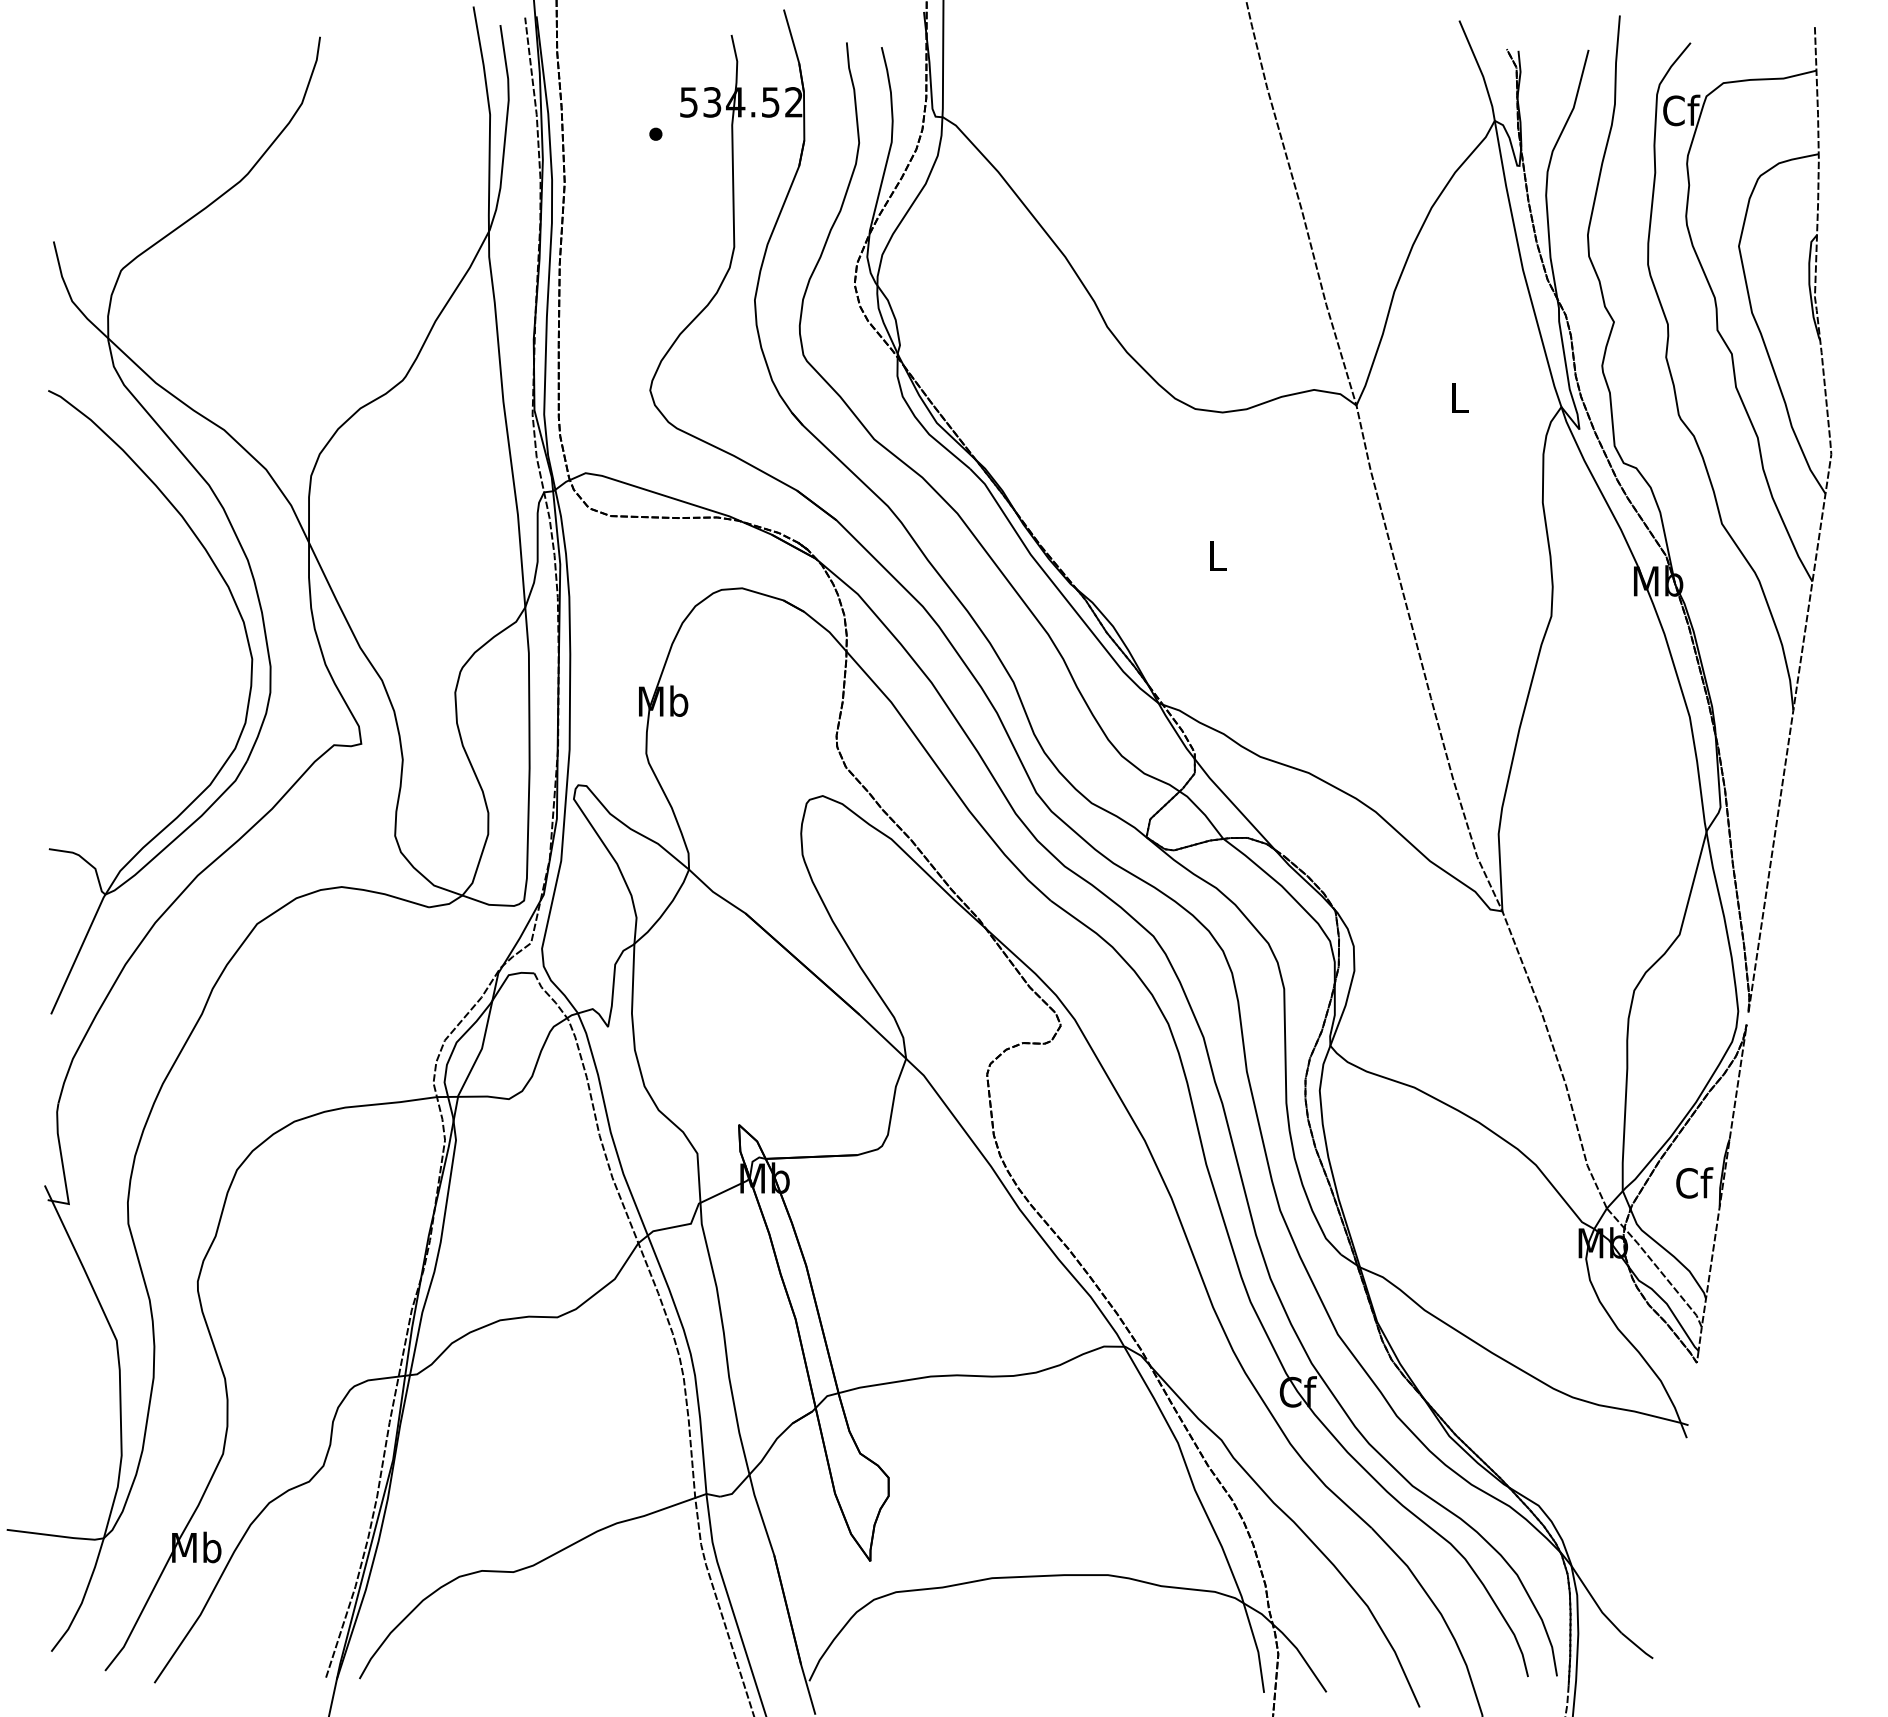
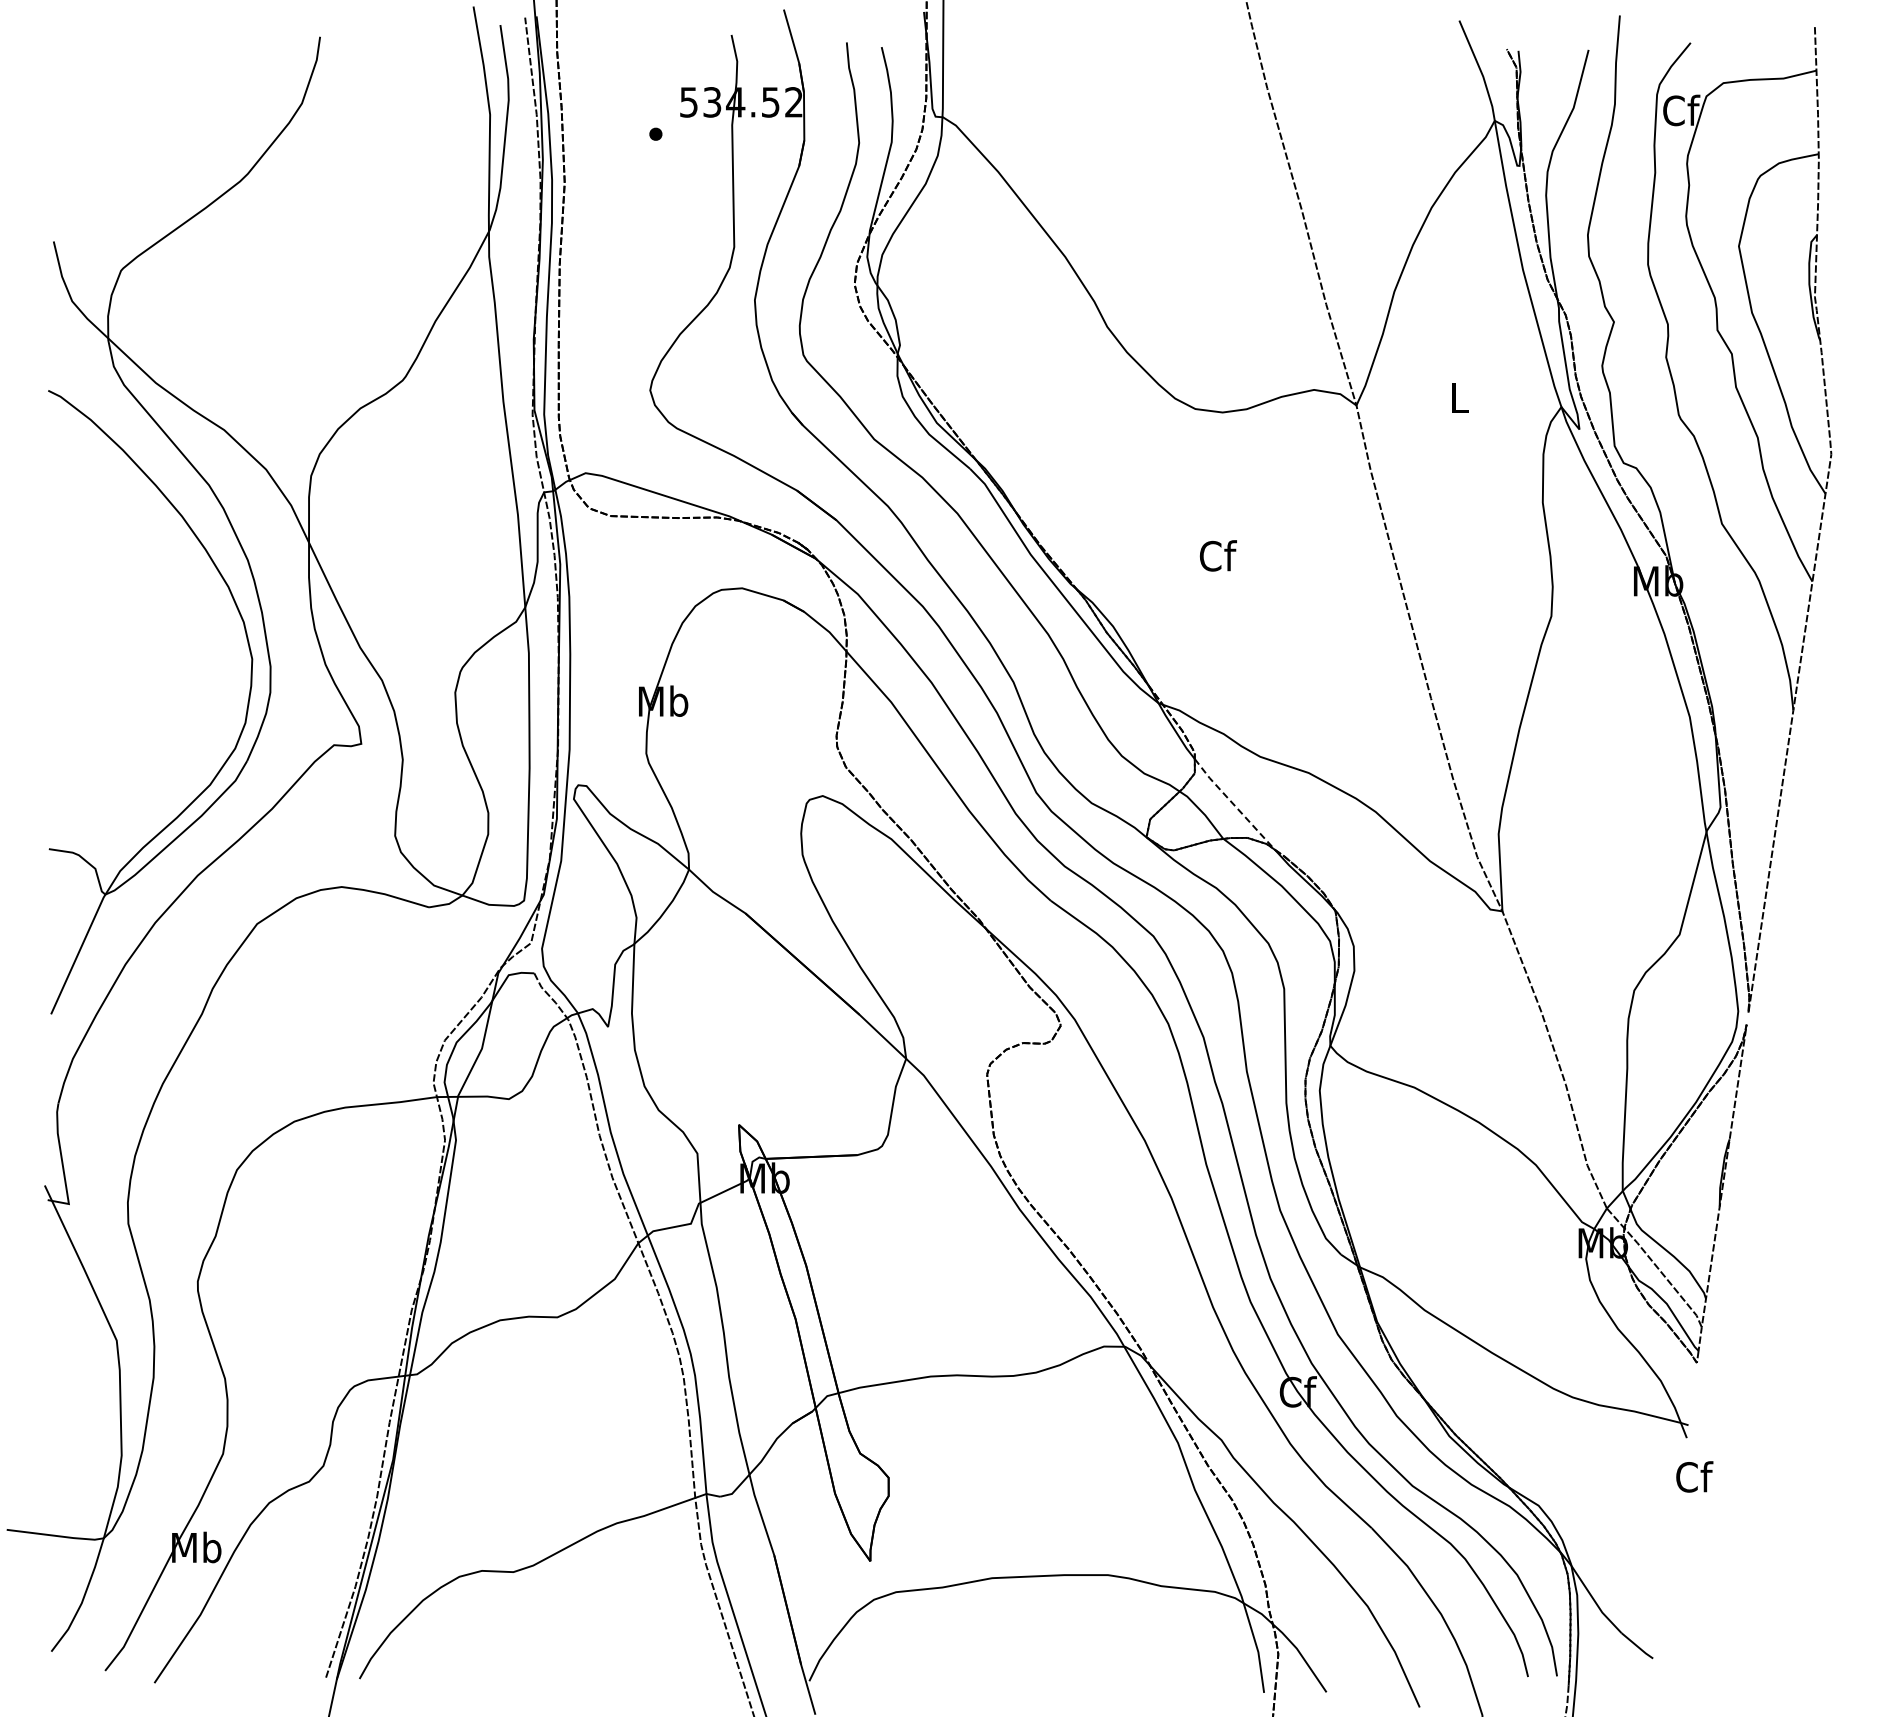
text: L -> Cf (1217, 555)
line: solid -> dashed (1233, 804)
text position: (1694, 1182) -> (1694, 1476) (1694, 1476)
